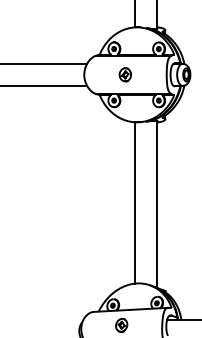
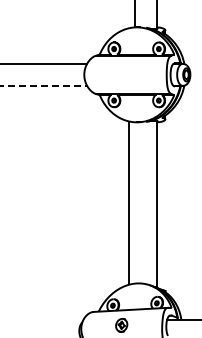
part: present -> none (124, 74)
line: solid -> dashed (44, 85)
line position: (134, 202) -> (128, 202) (128, 202)
